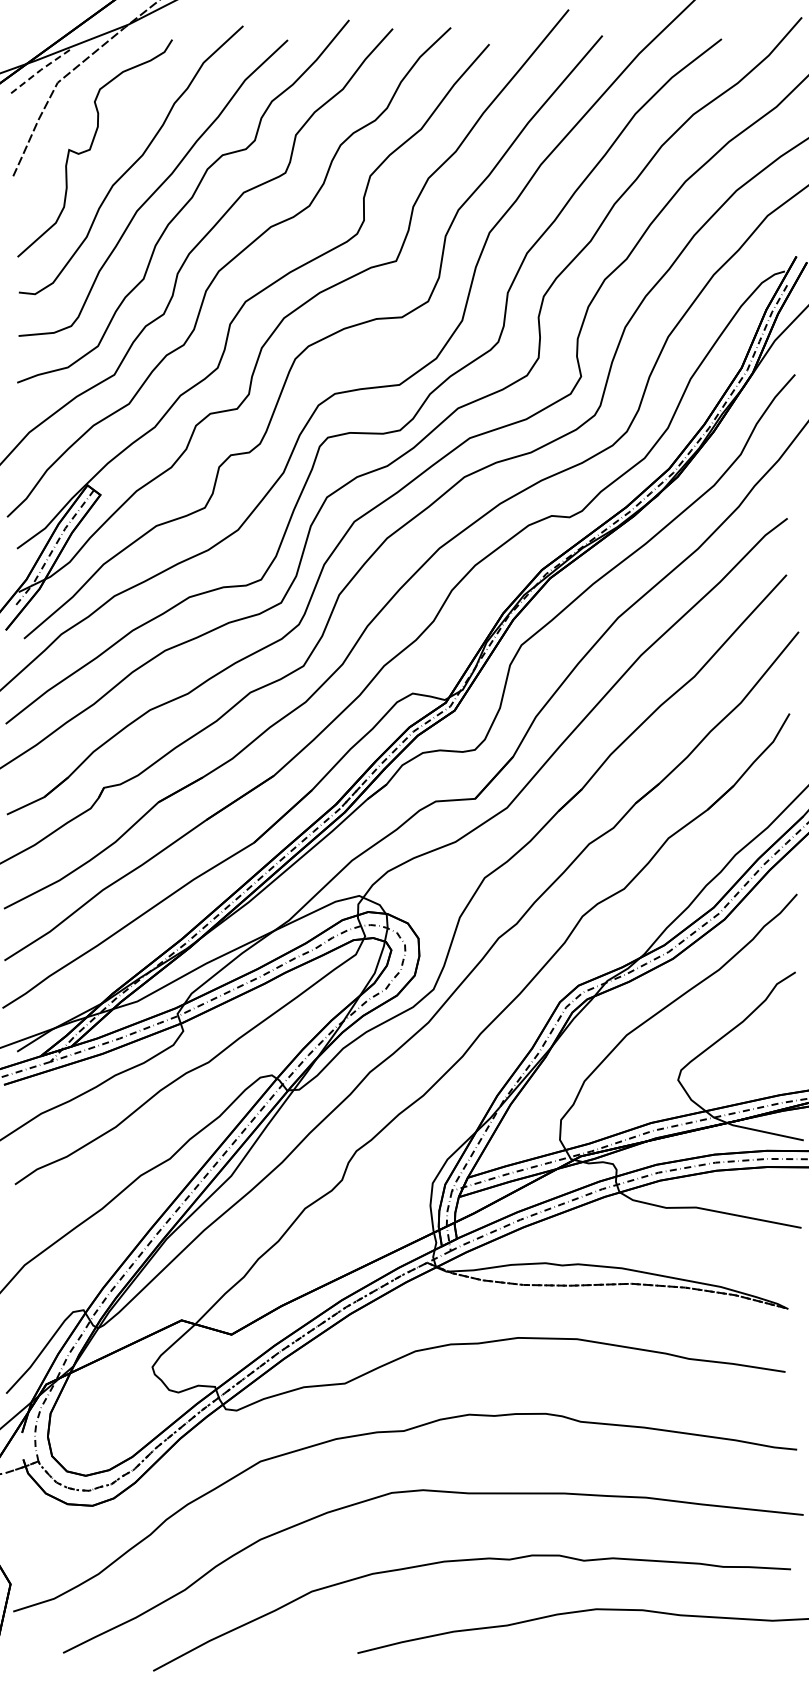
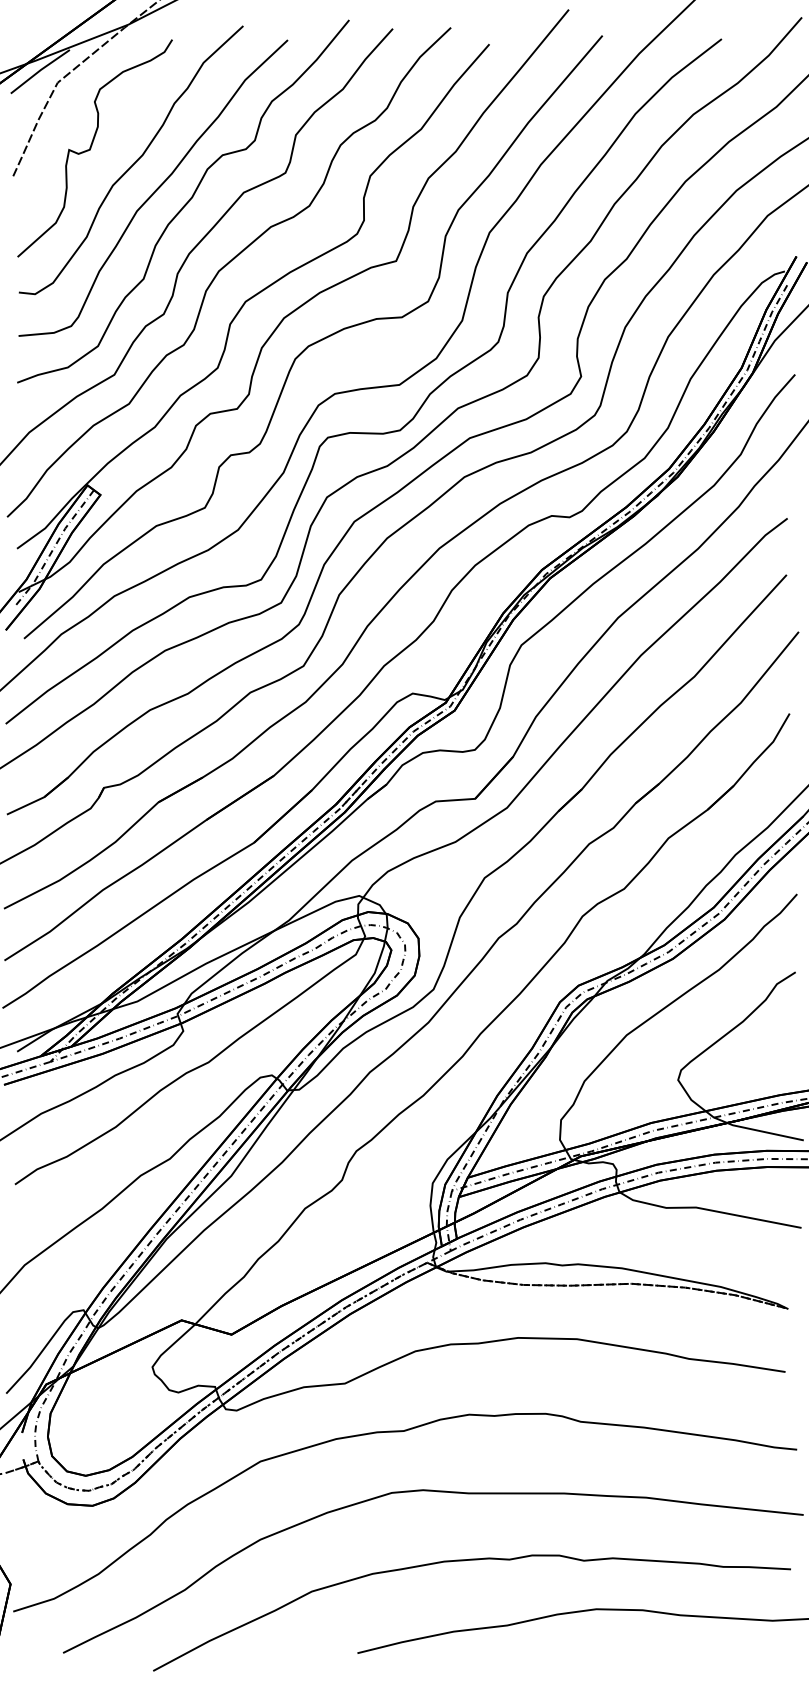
line: dashed -> solid (39, 71)
